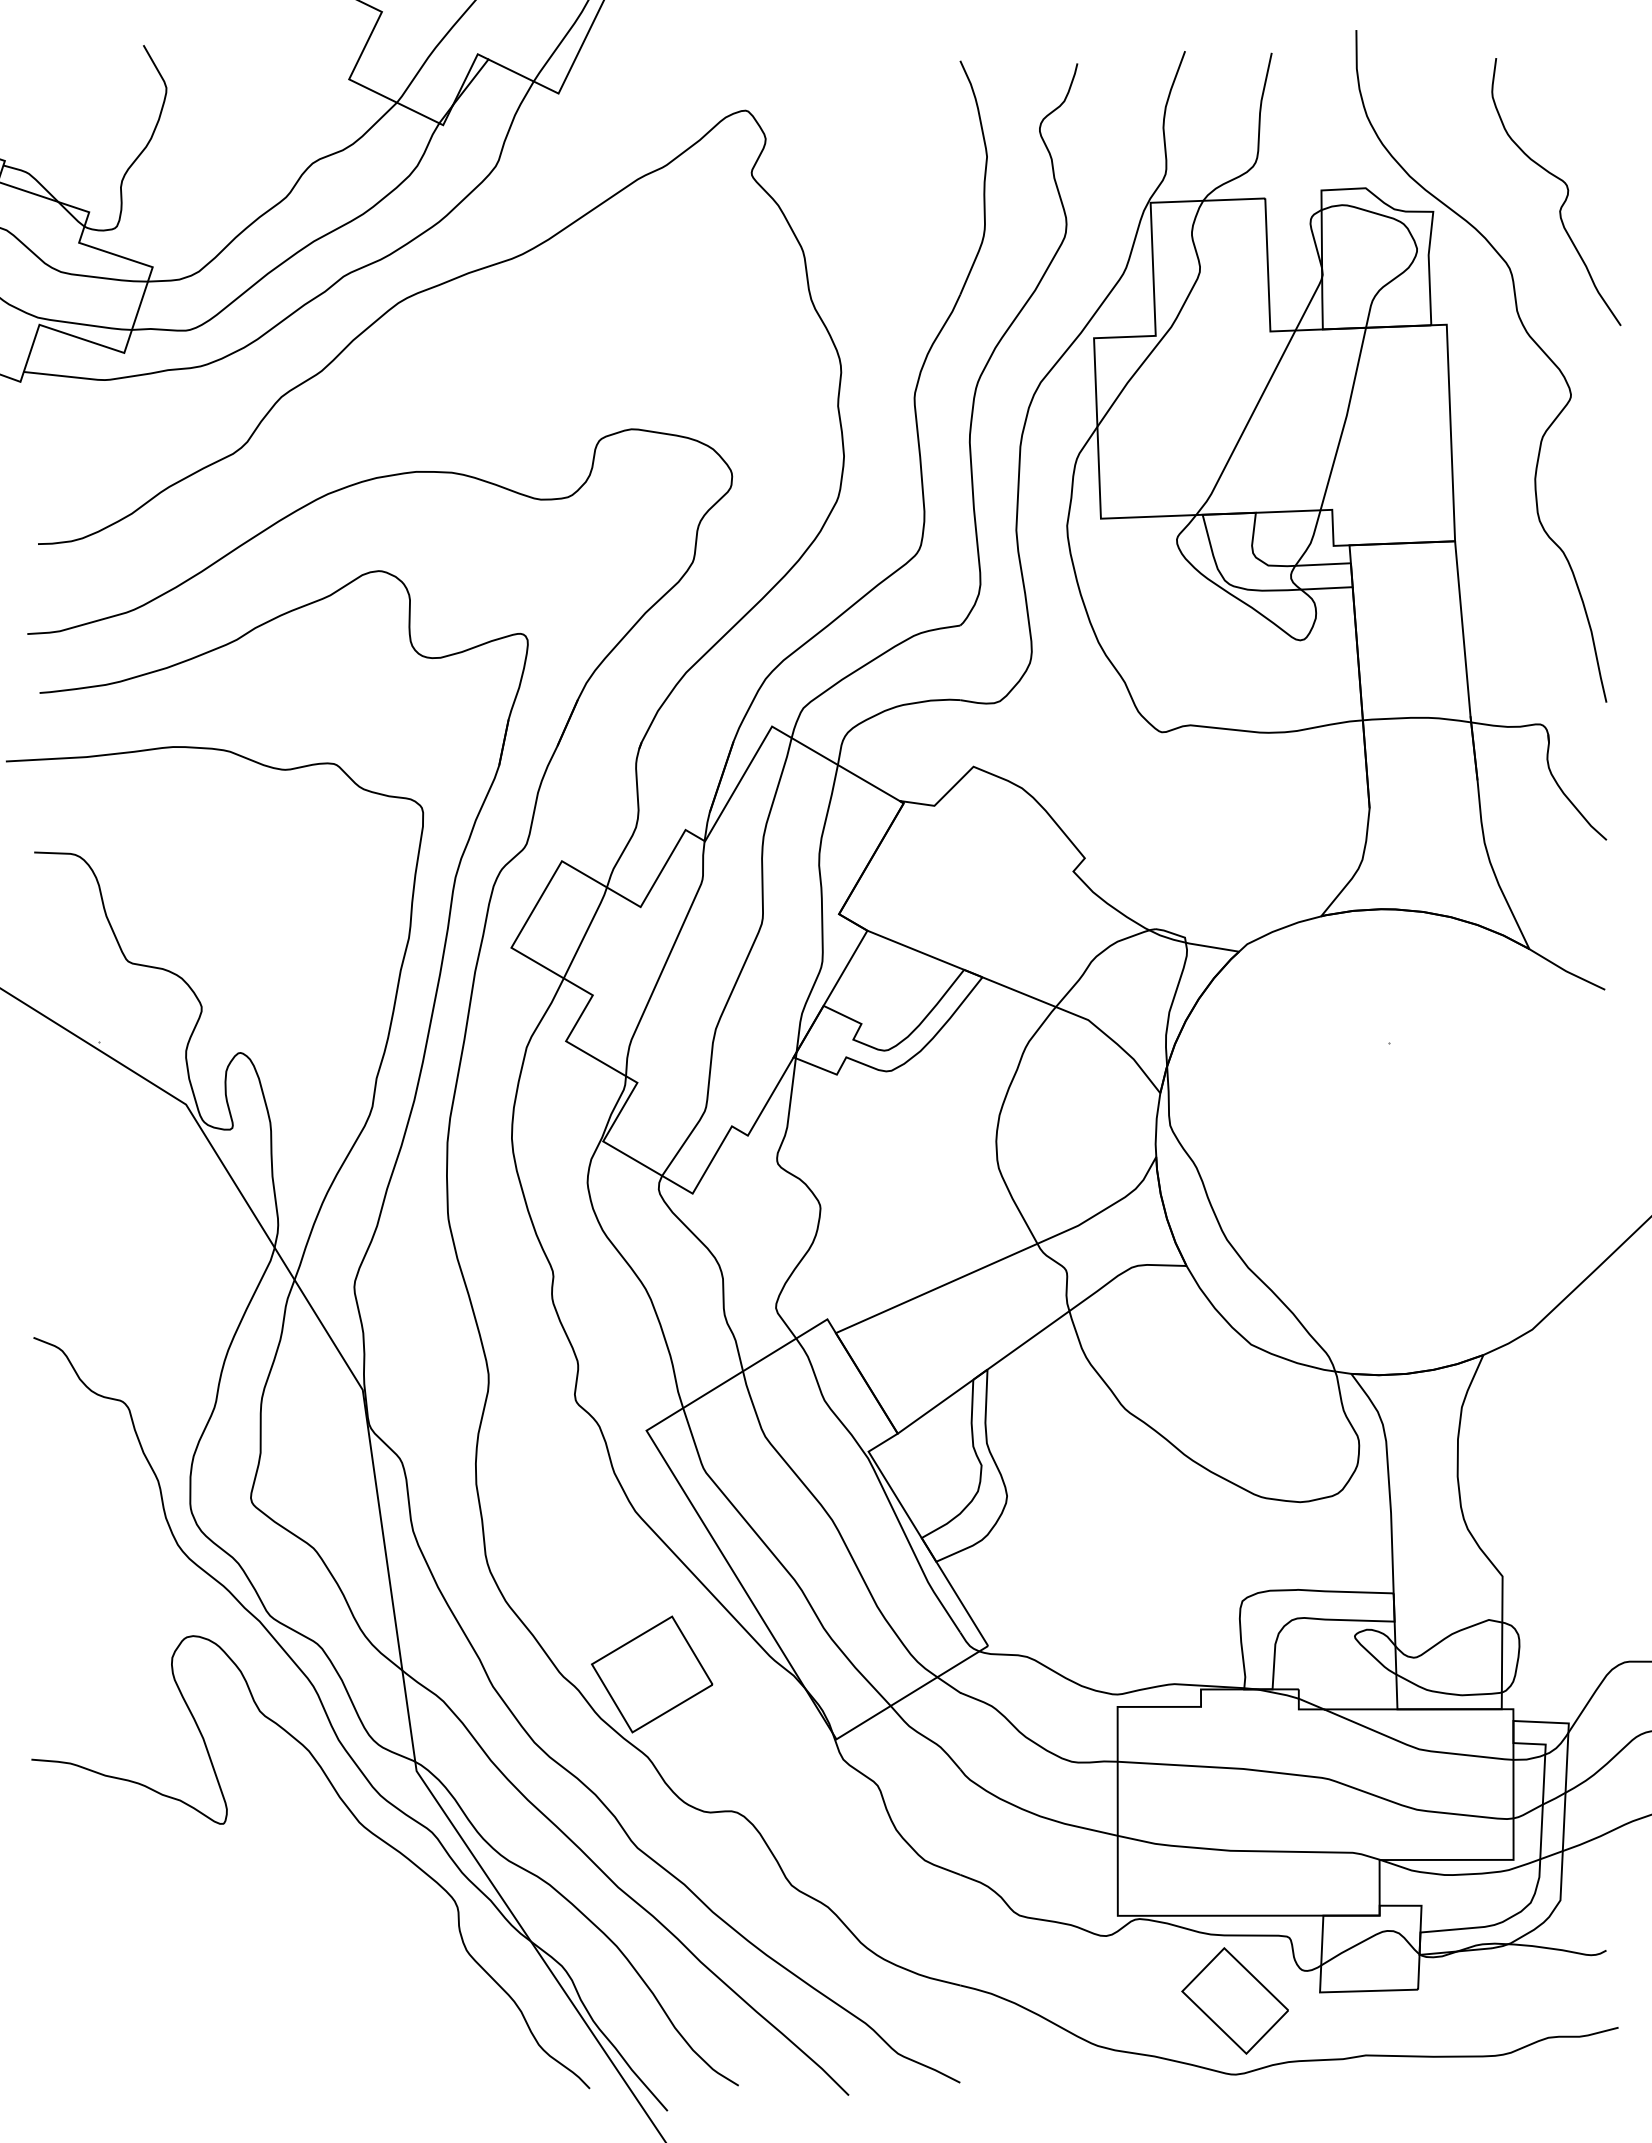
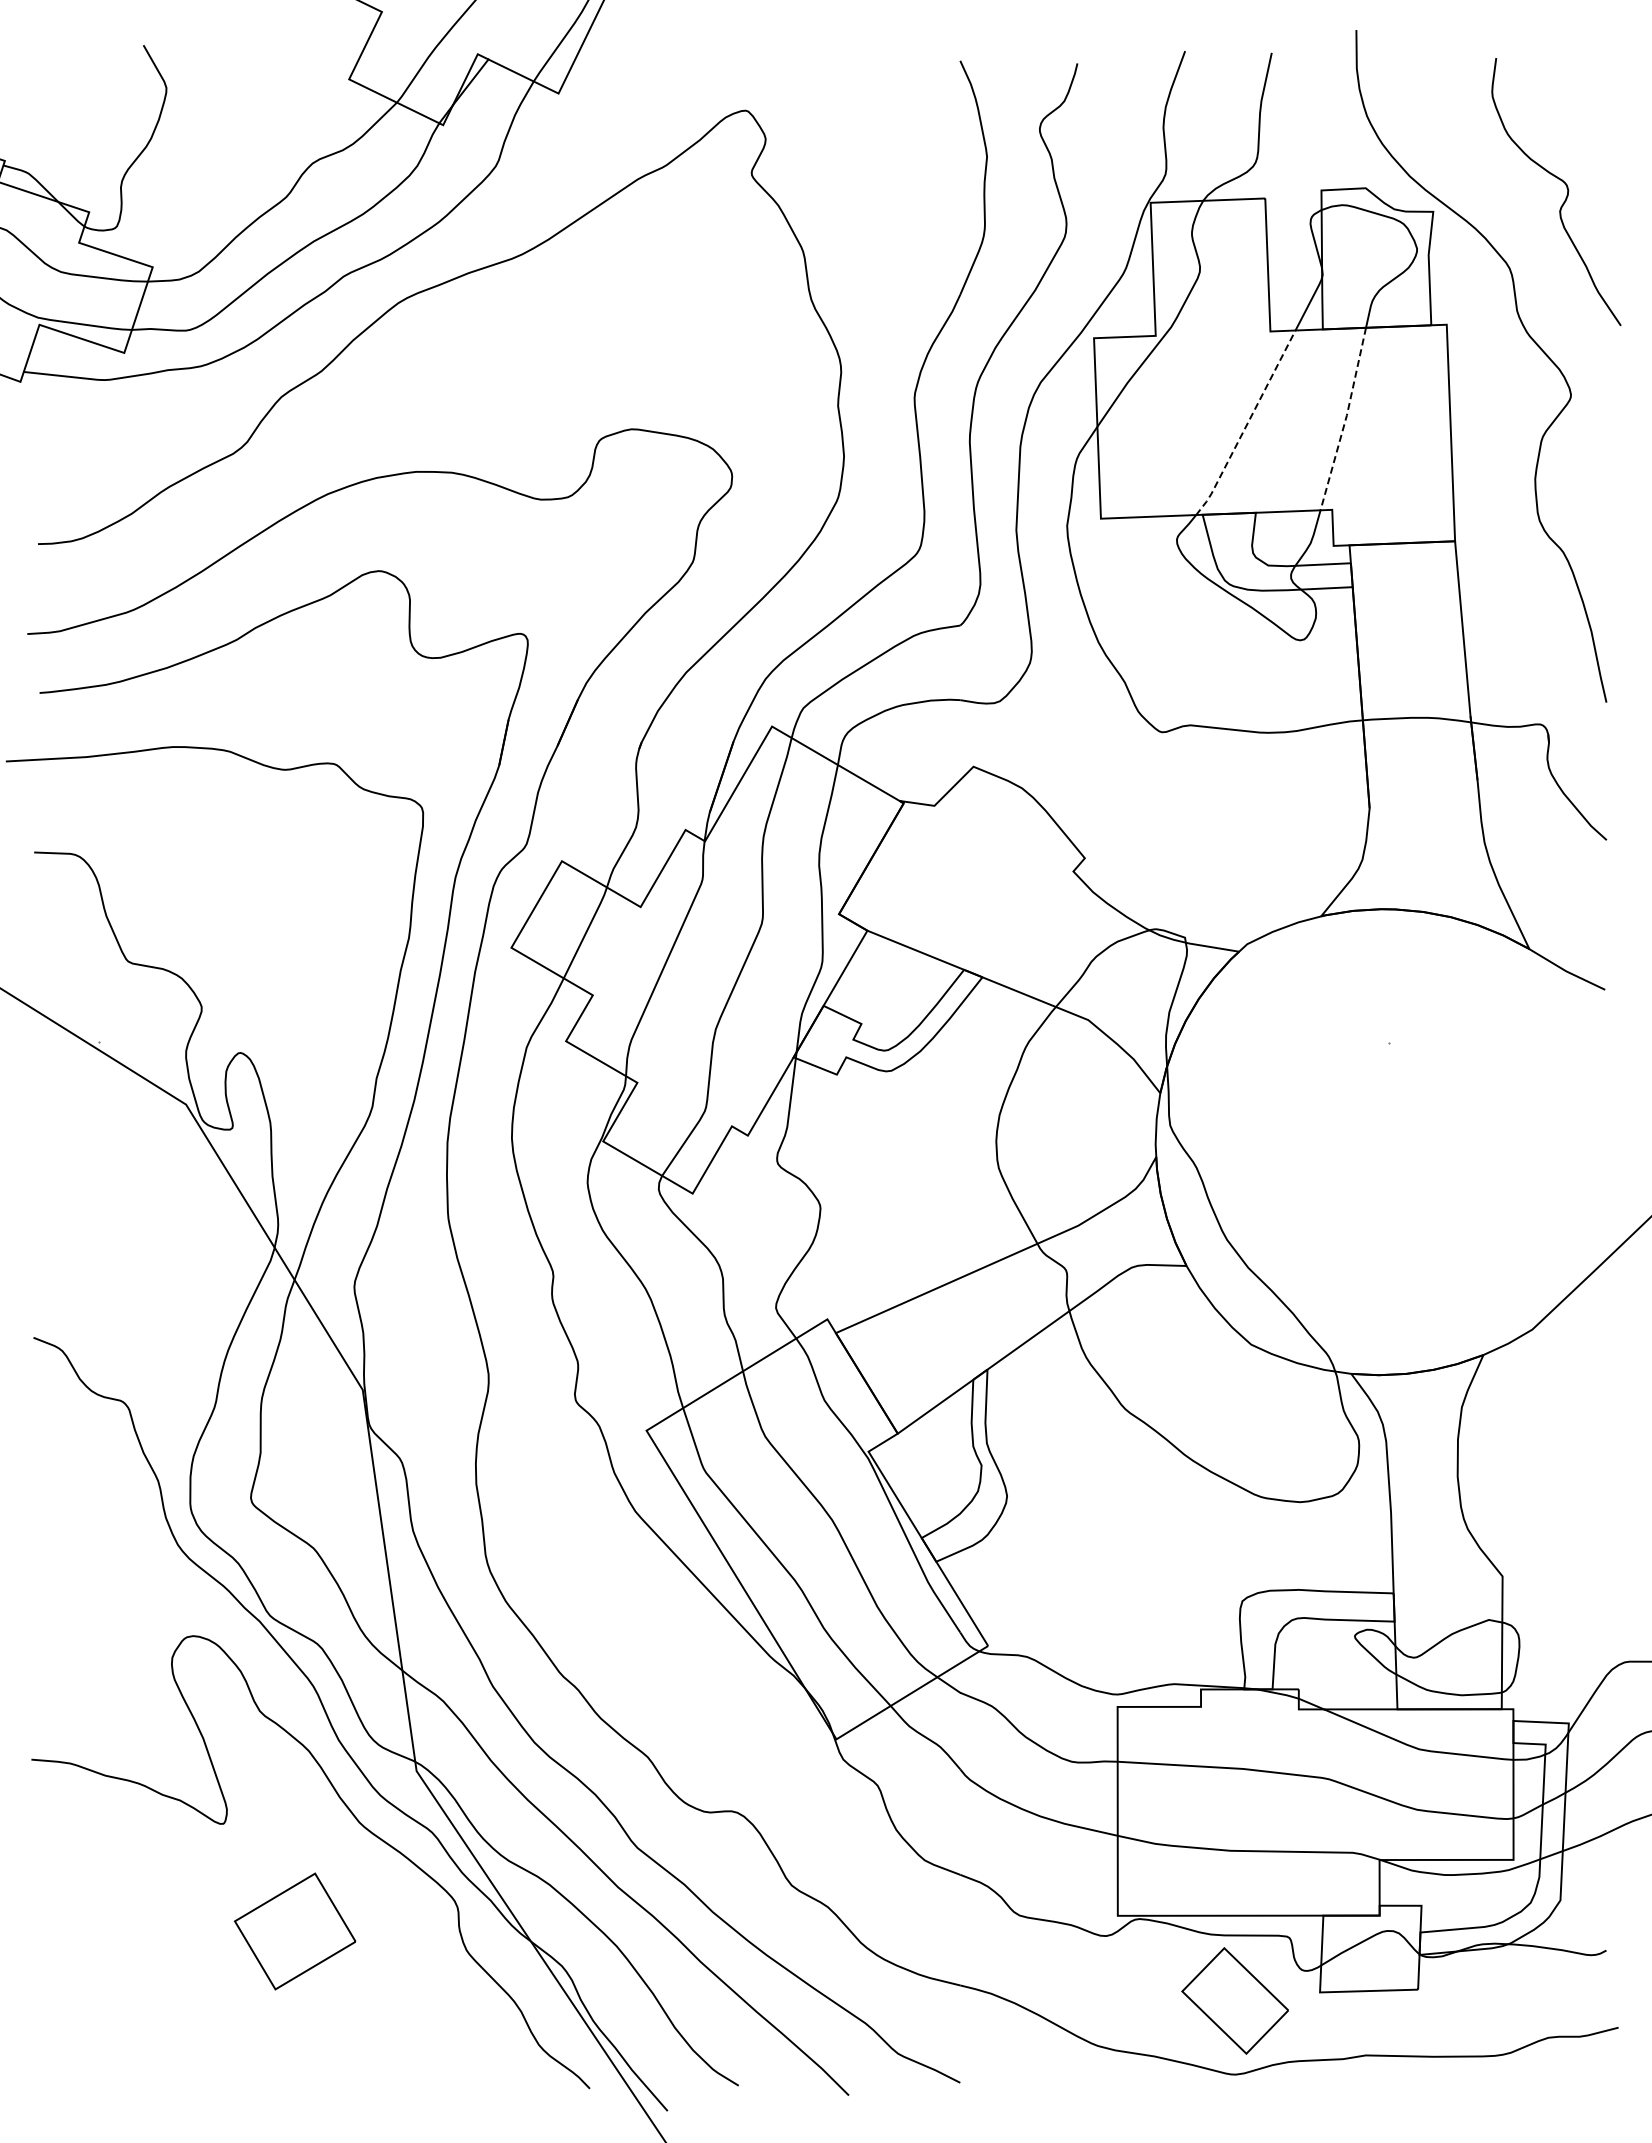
line: solid -> dashed (1345, 419)
line: solid -> dashed (1247, 424)
part position: (652, 1674) -> (295, 1931) (295, 1931)
